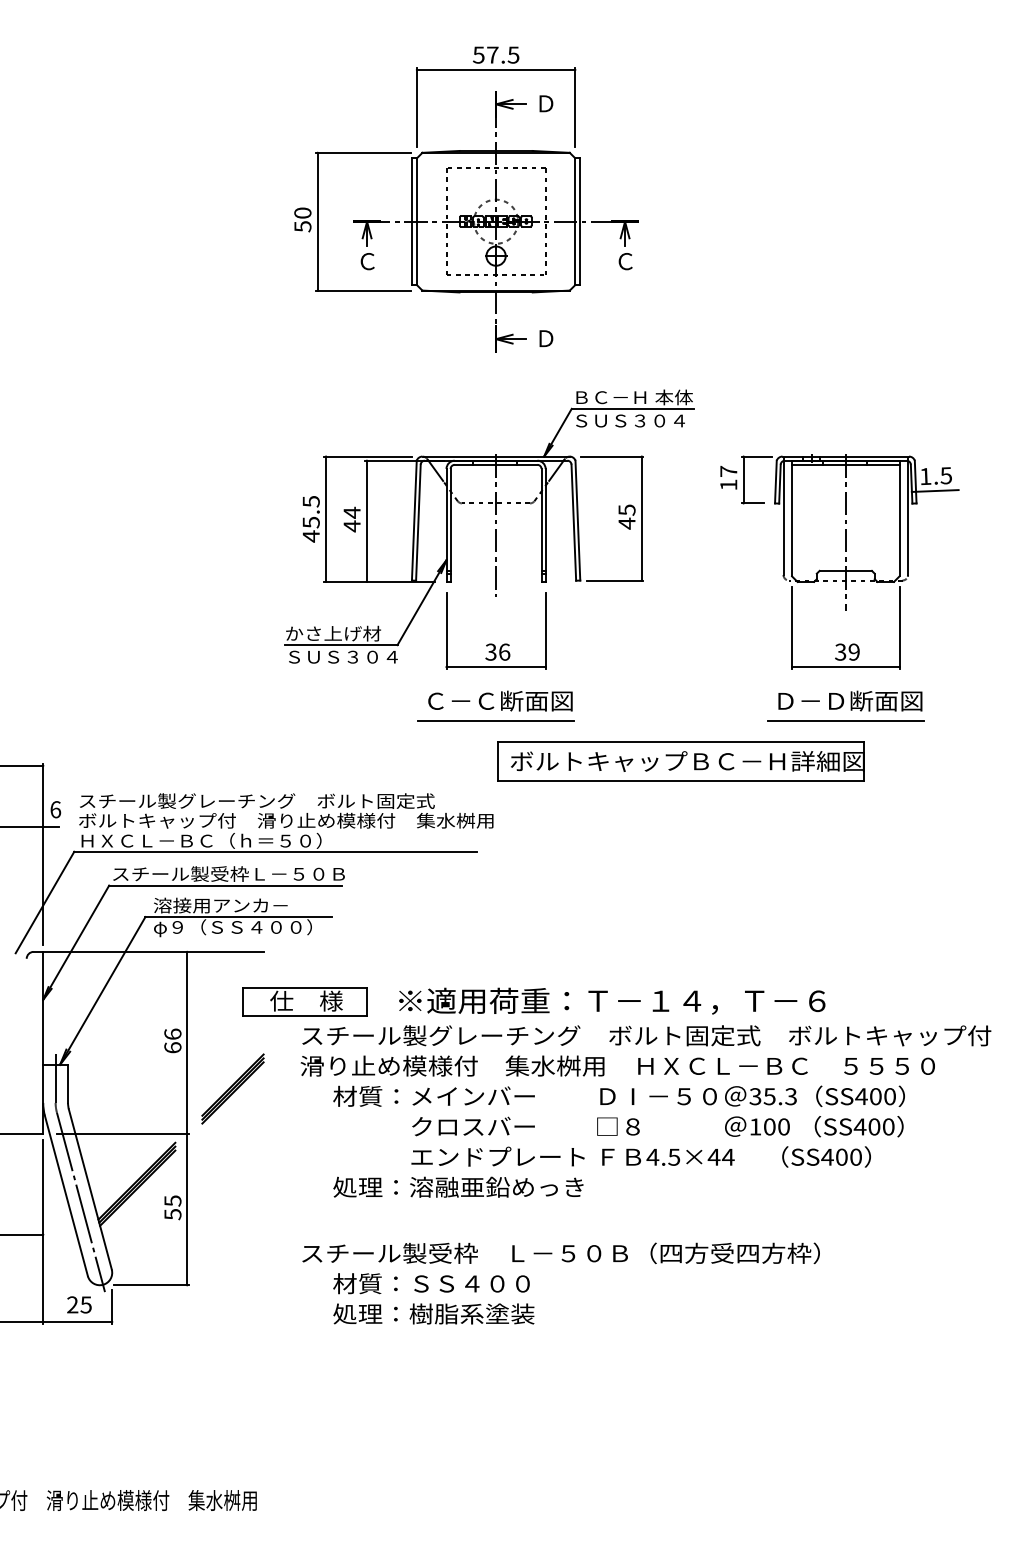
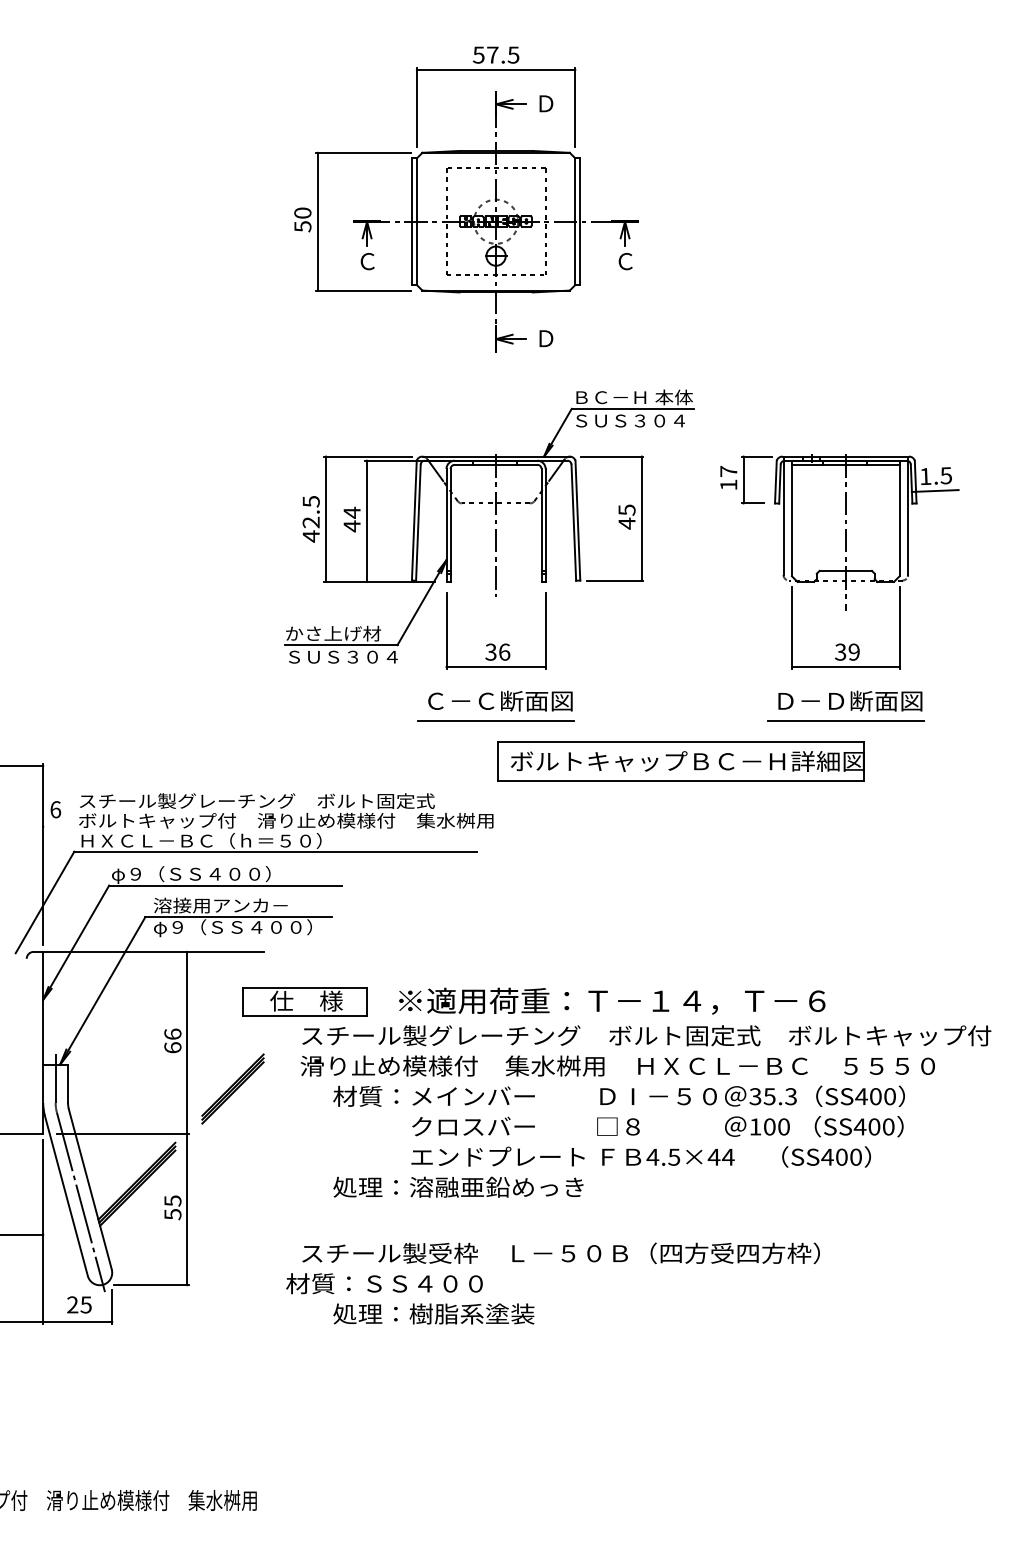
text: 45.5 -> 42.5 (310, 522)
line: present -> none (30, 826)
text: スチール製受枠Ｌ－５０Ｂ -> φ９（ＳＳ４００） (228, 874)
text position: (431, 1283) -> (384, 1283) (384, 1283)
